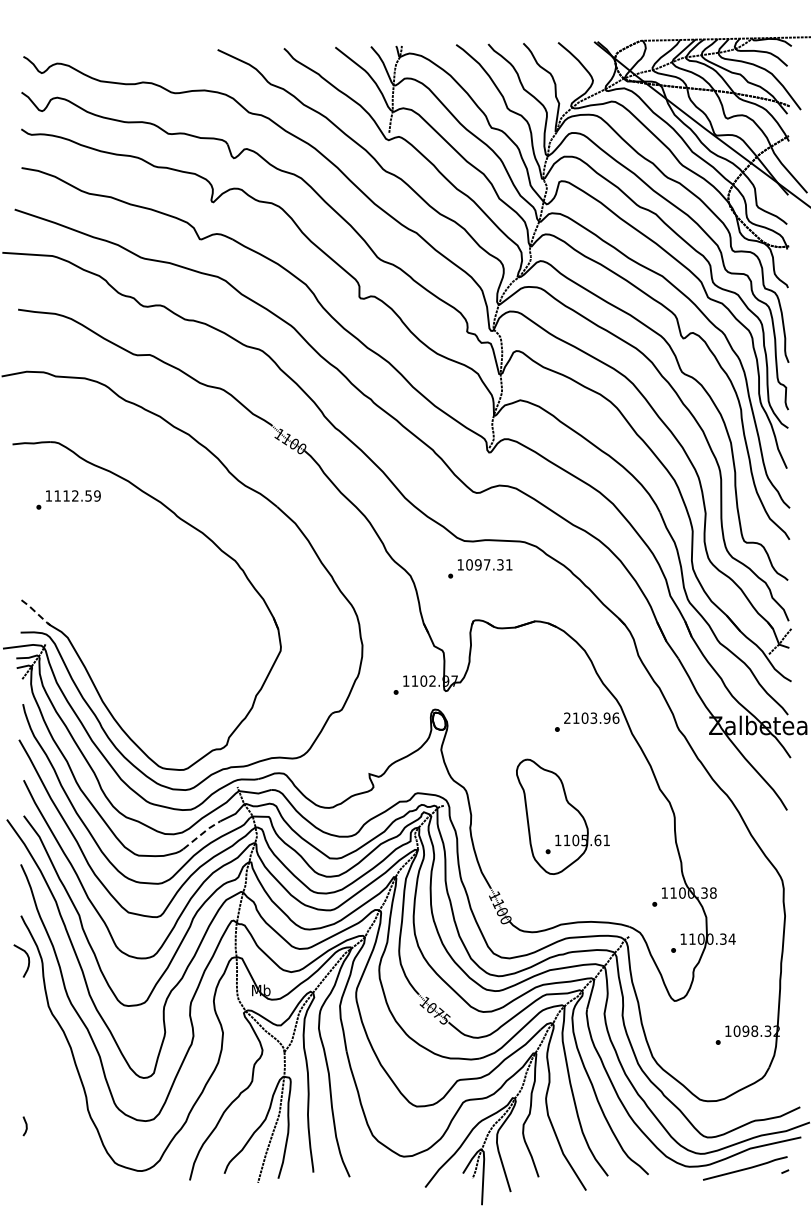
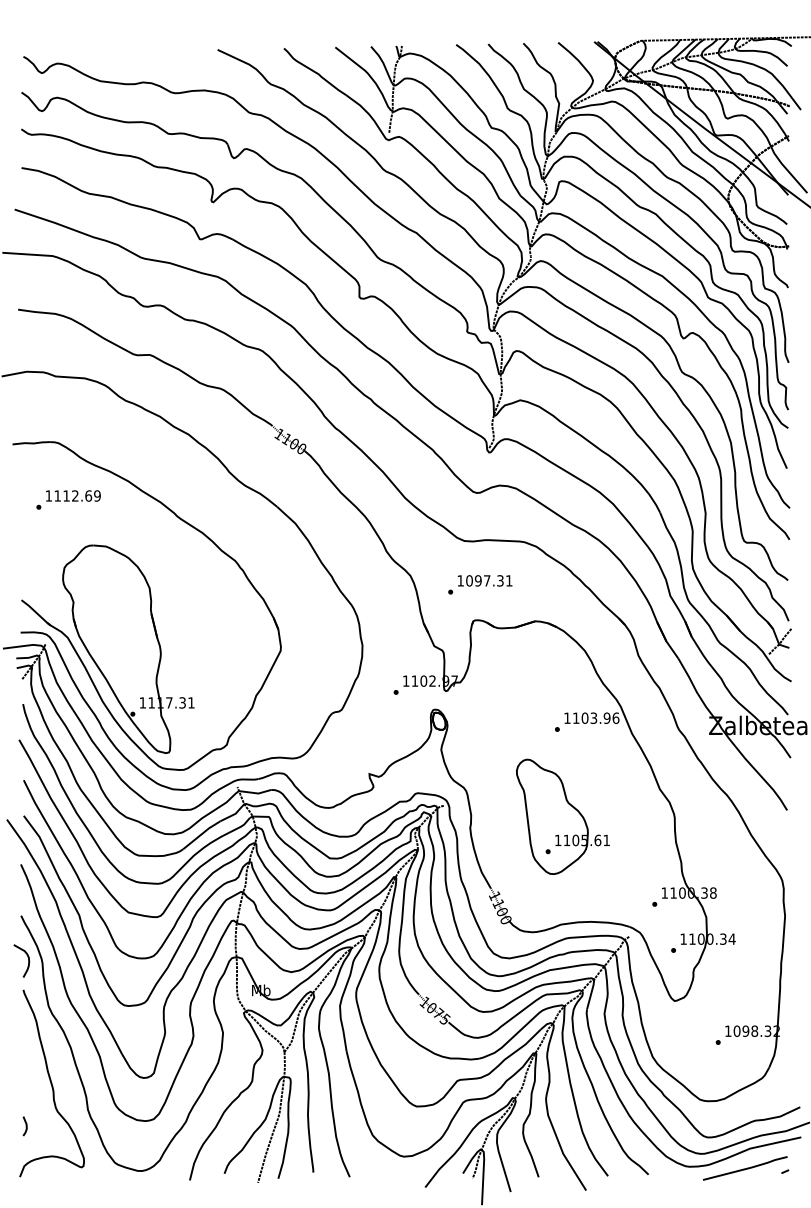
text: 1112.59 -> 1112.69 (88, 495)
text position: (480, 568) -> (480, 584) (480, 584)
line: dashed -> solid (36, 612)
part: none -> present (128, 648)
text: 2103.96 -> 1103.96 (567, 717)
line: dashed -> solid (202, 833)
curve: none -> present (51, 1083)
